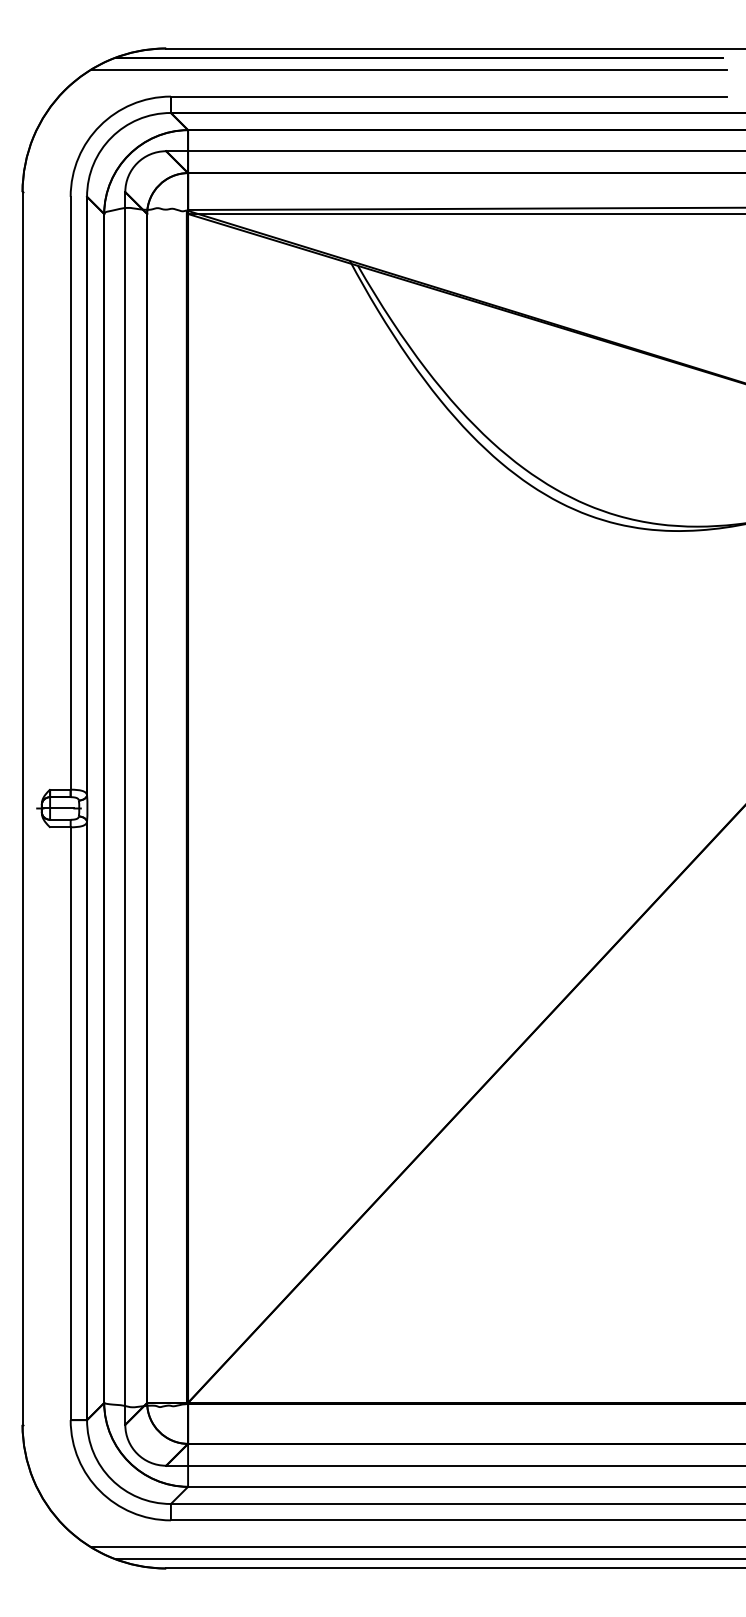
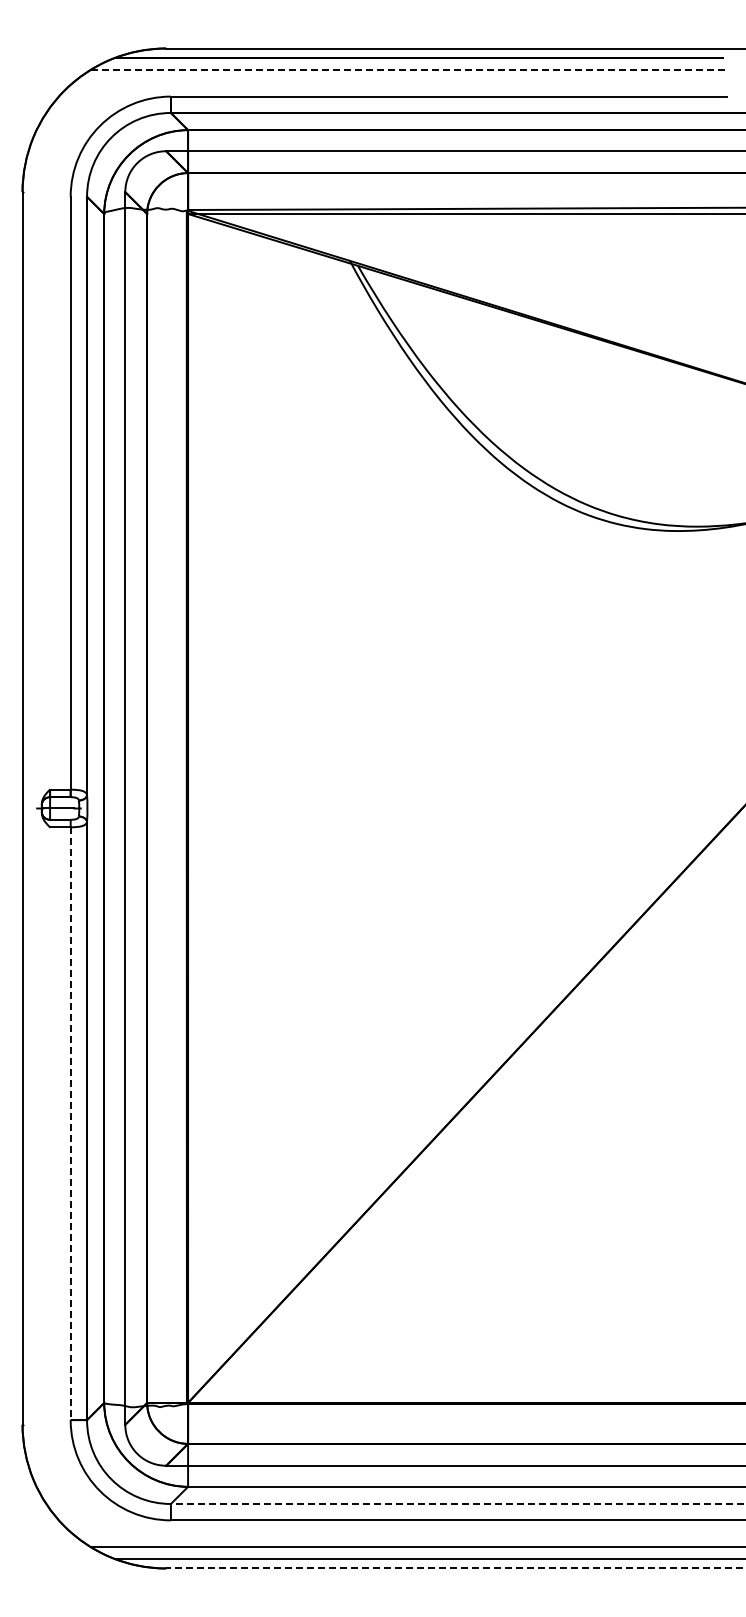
line: solid -> dashed (409, 69)
line: solid -> dashed (70, 1124)
line: solid -> dashed (457, 1503)
line: solid -> dashed (455, 1568)
